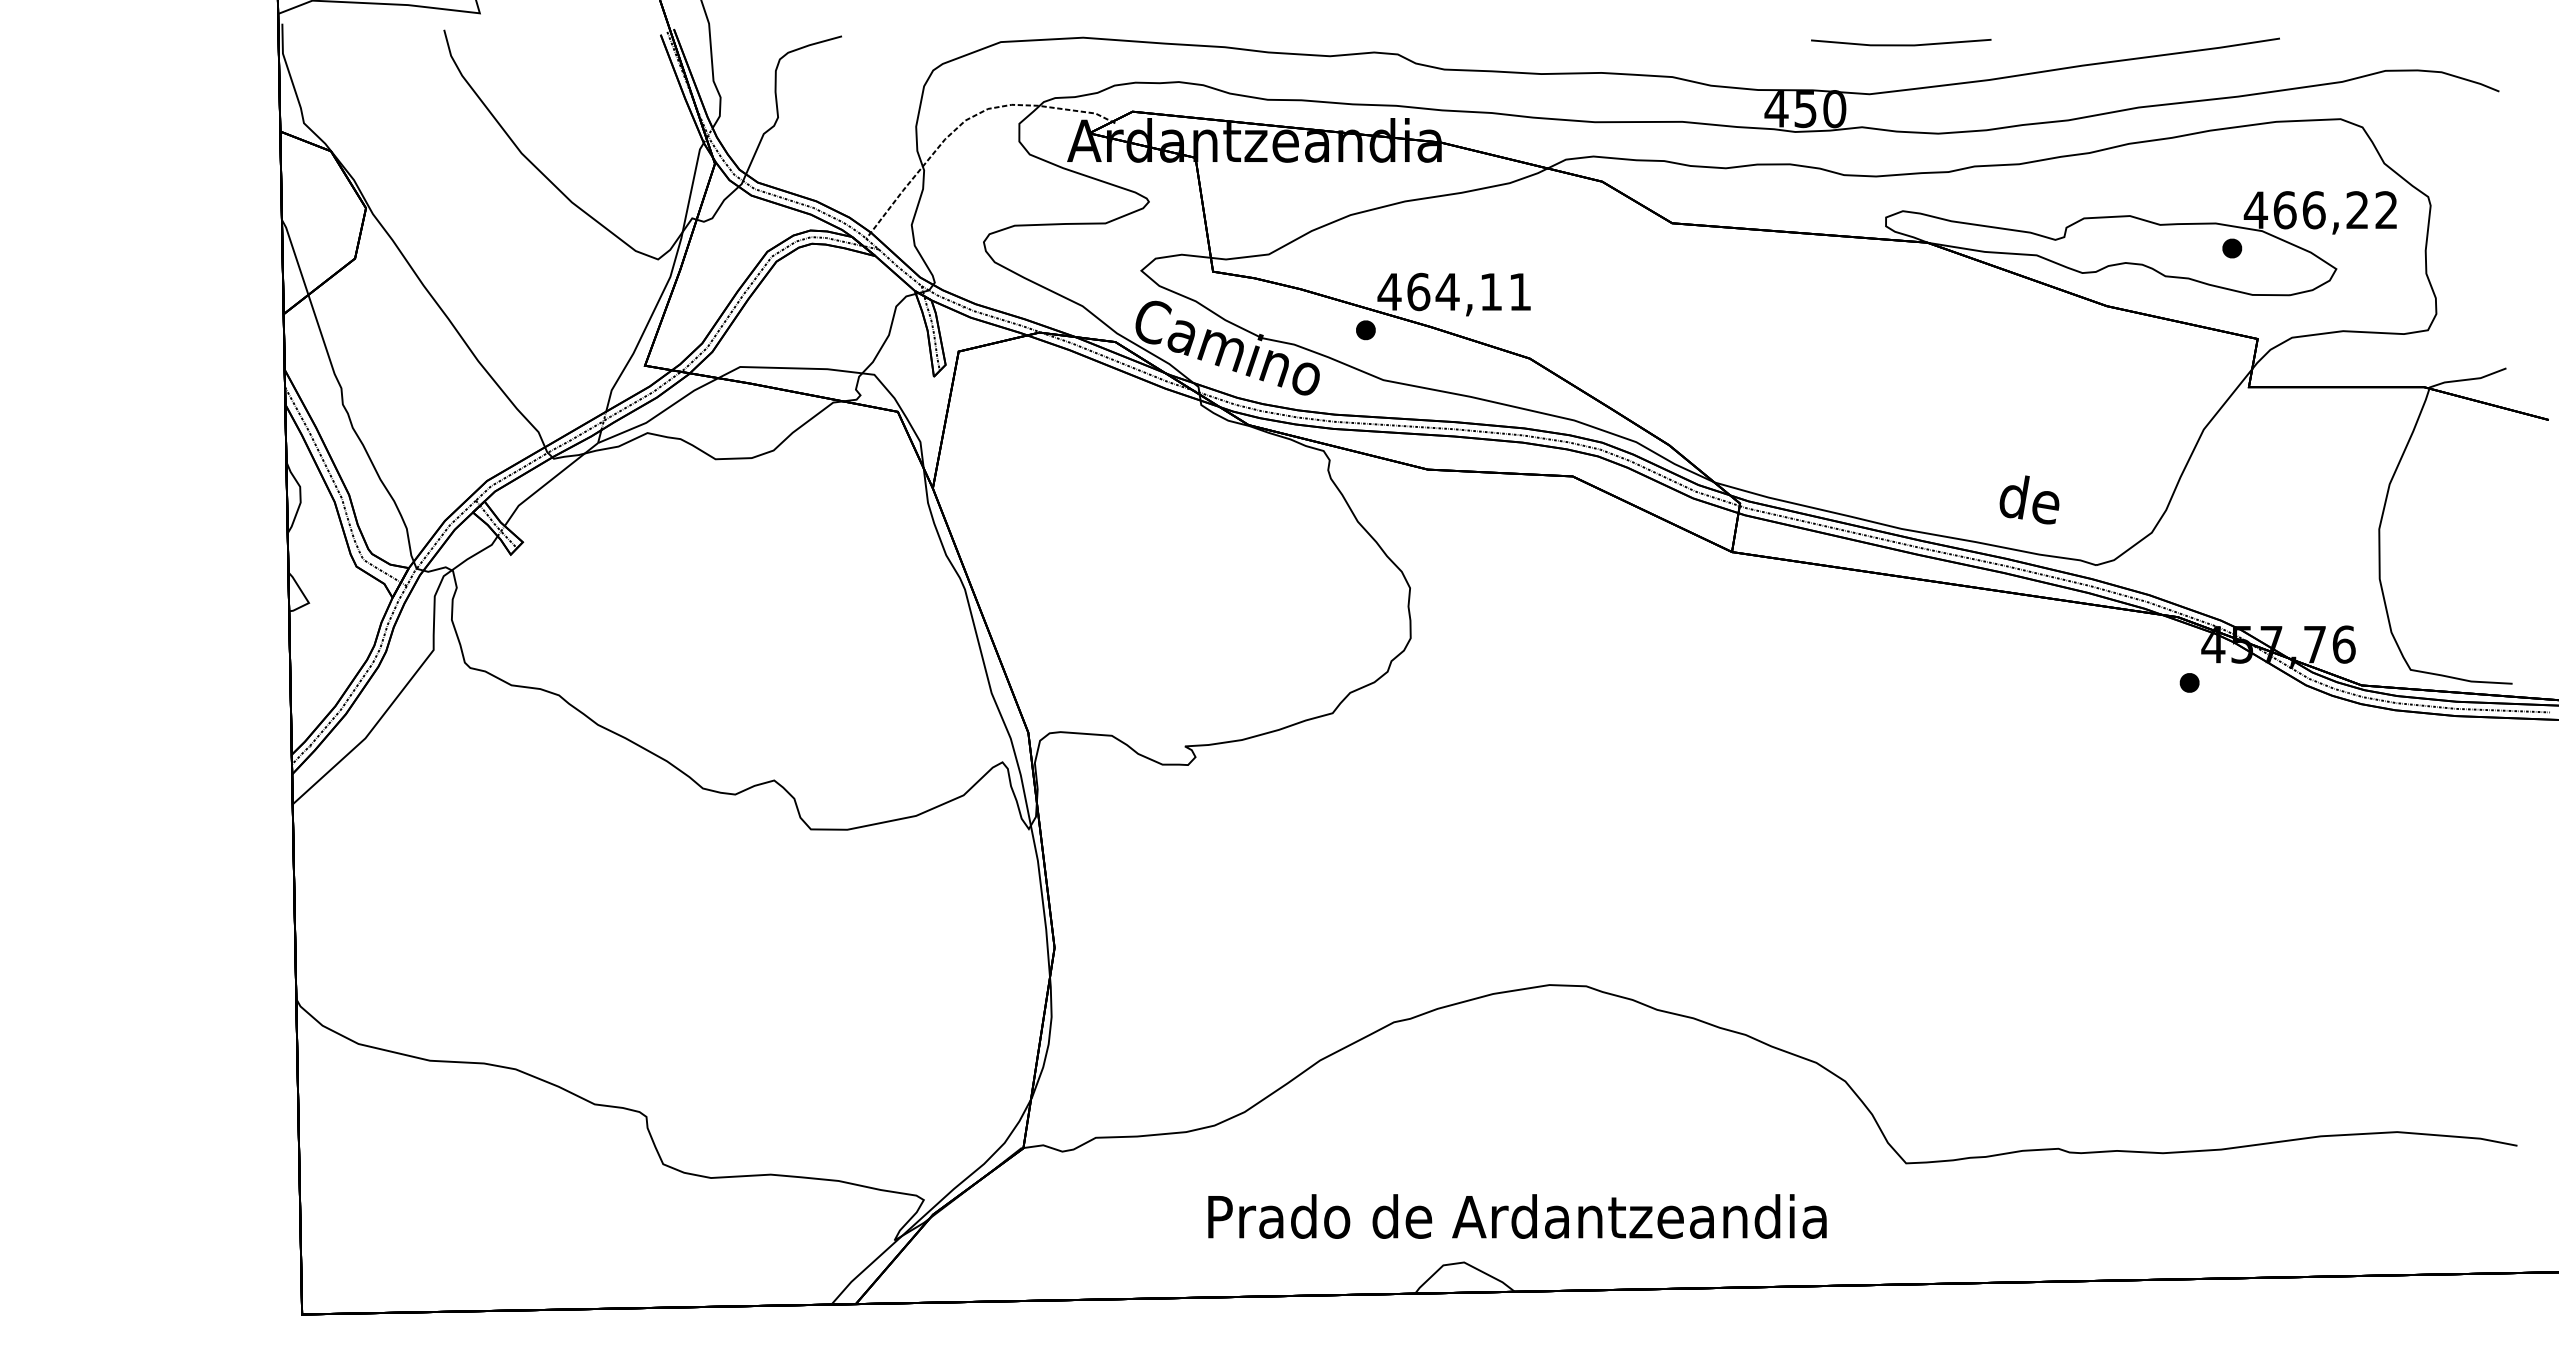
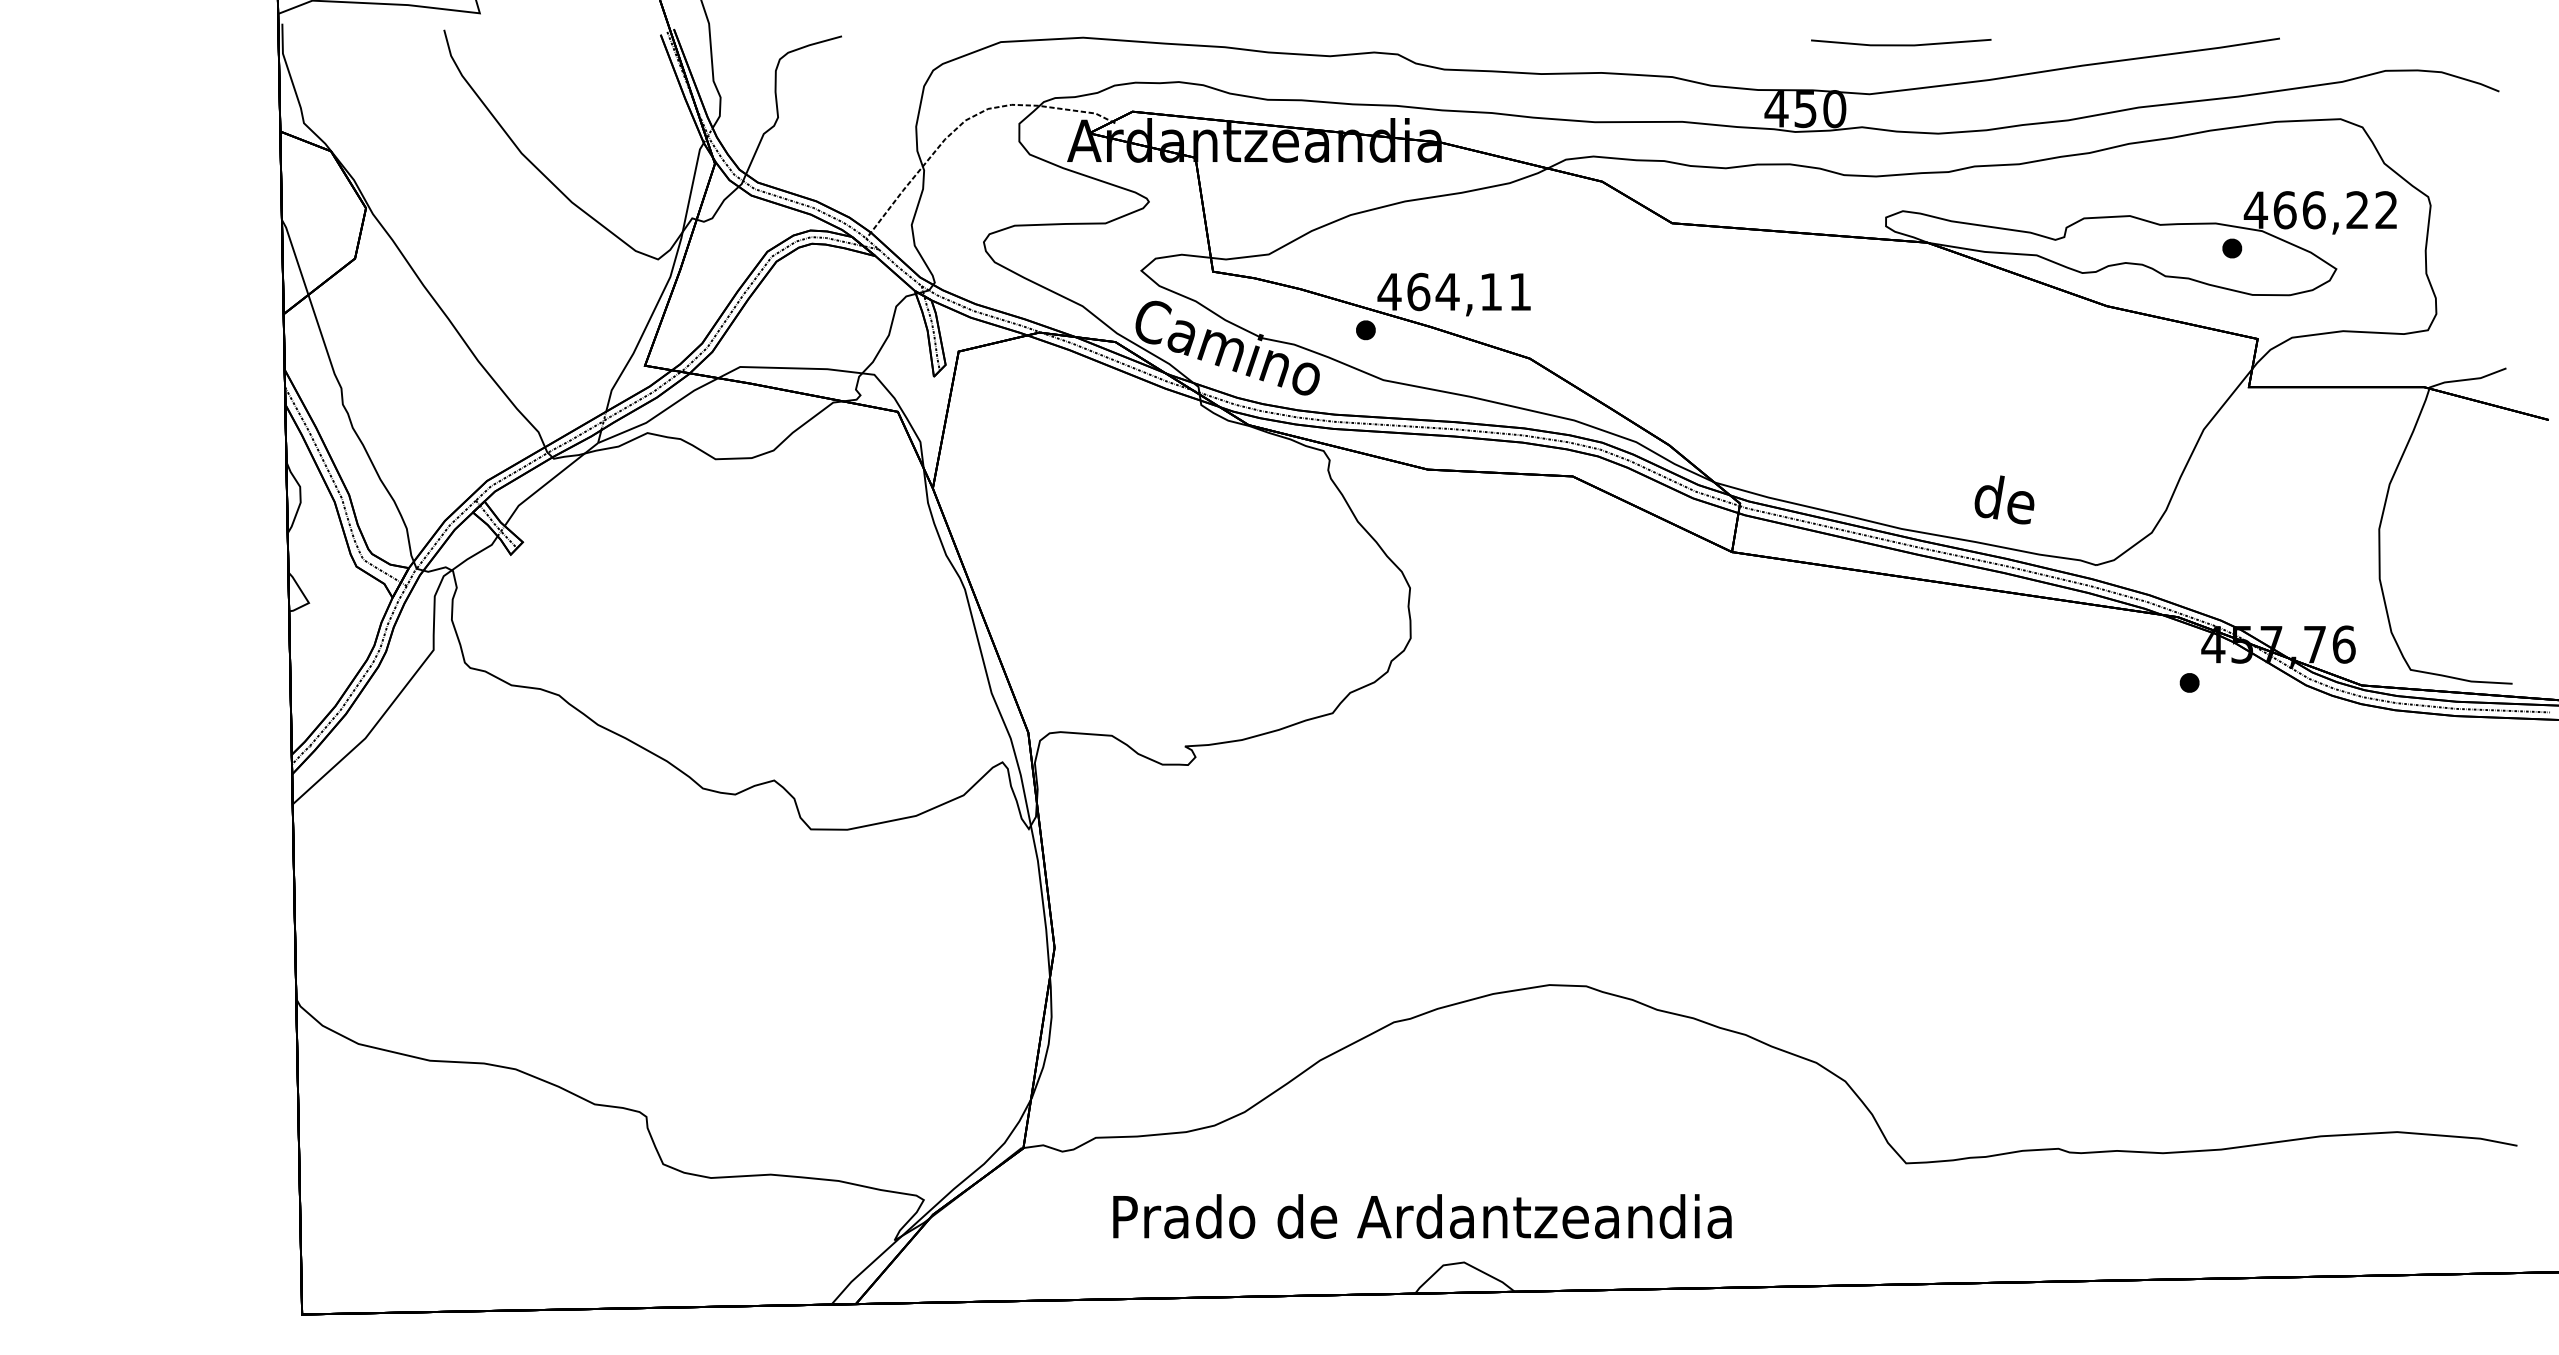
text position: (2029, 499) -> (2004, 499) (2004, 499)
text position: (1517, 1216) -> (1422, 1216) (1422, 1216)
